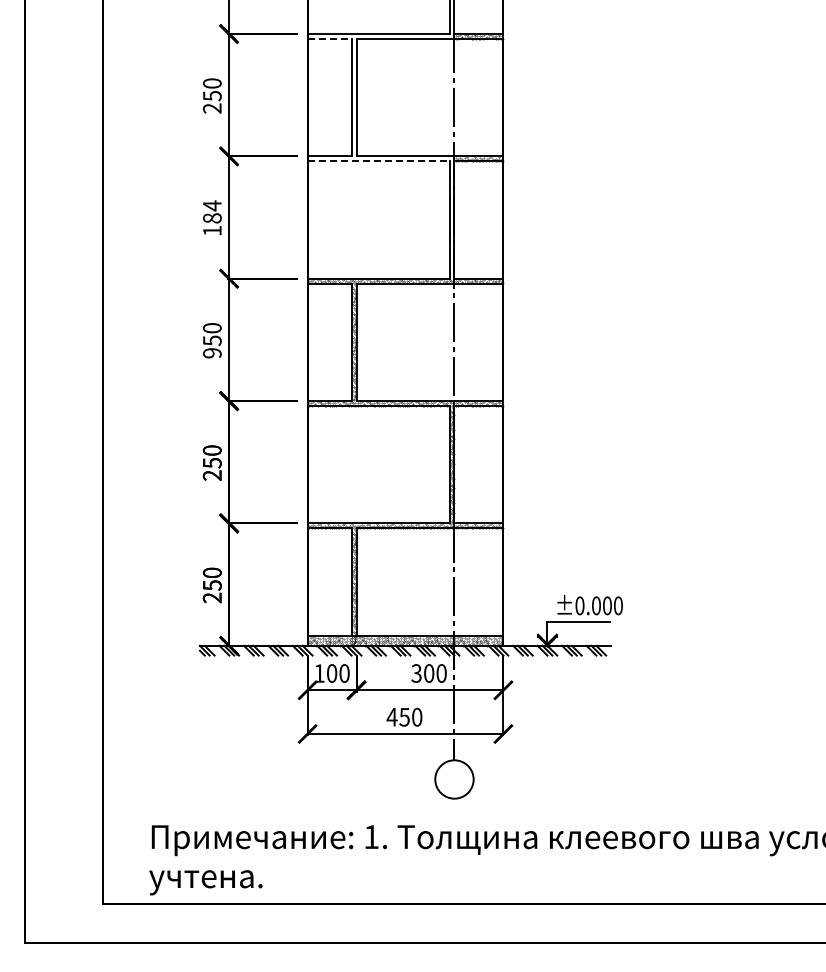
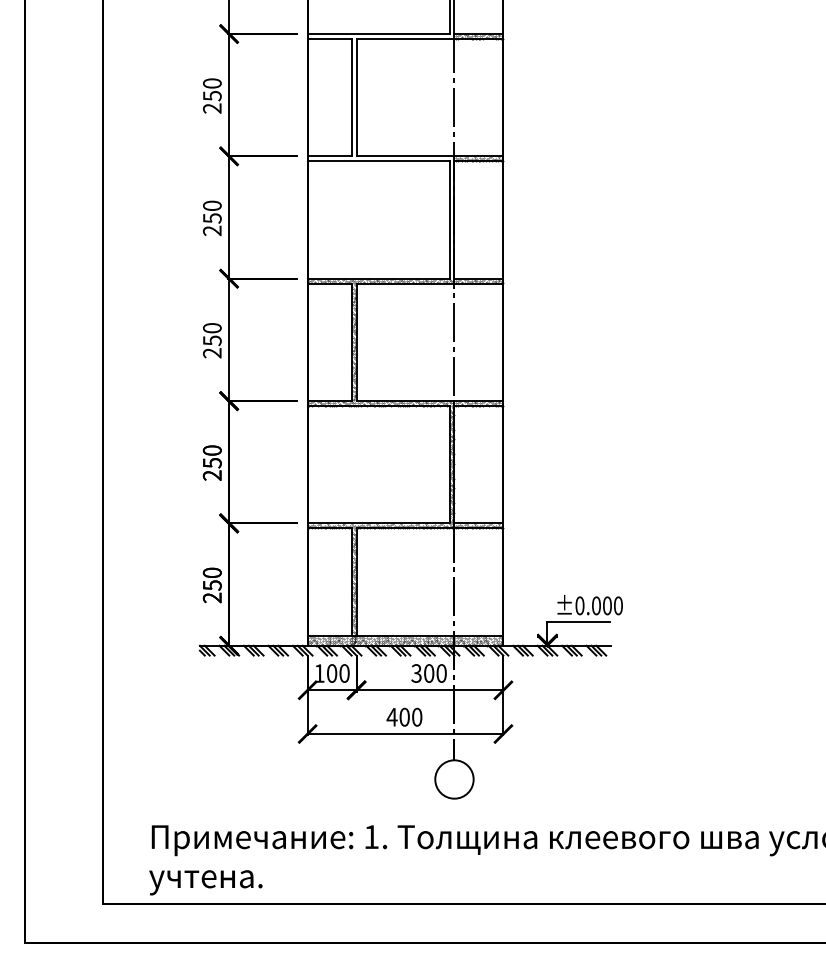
line: dashed -> solid (330, 38)
line: dashed -> solid (378, 161)
text: 184 -> 250 (212, 218)
text: 950 -> 250 (212, 353)
text: 450 -> 400 (404, 716)
